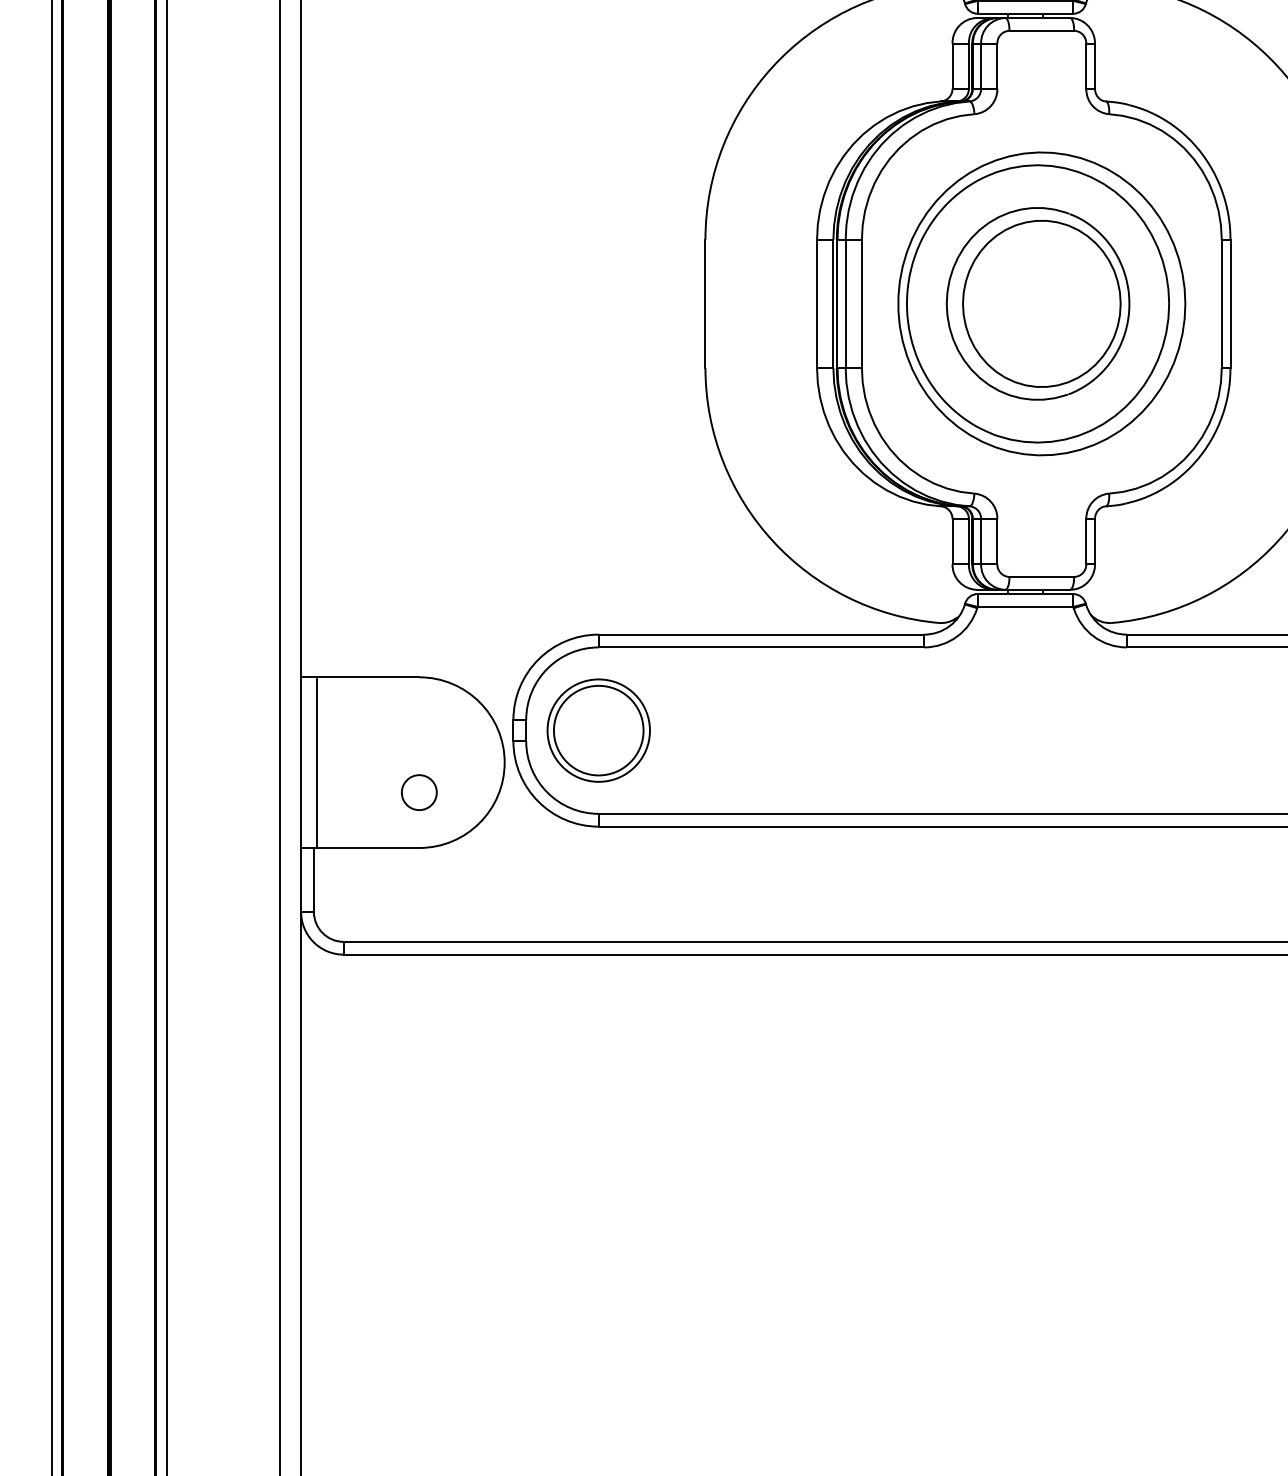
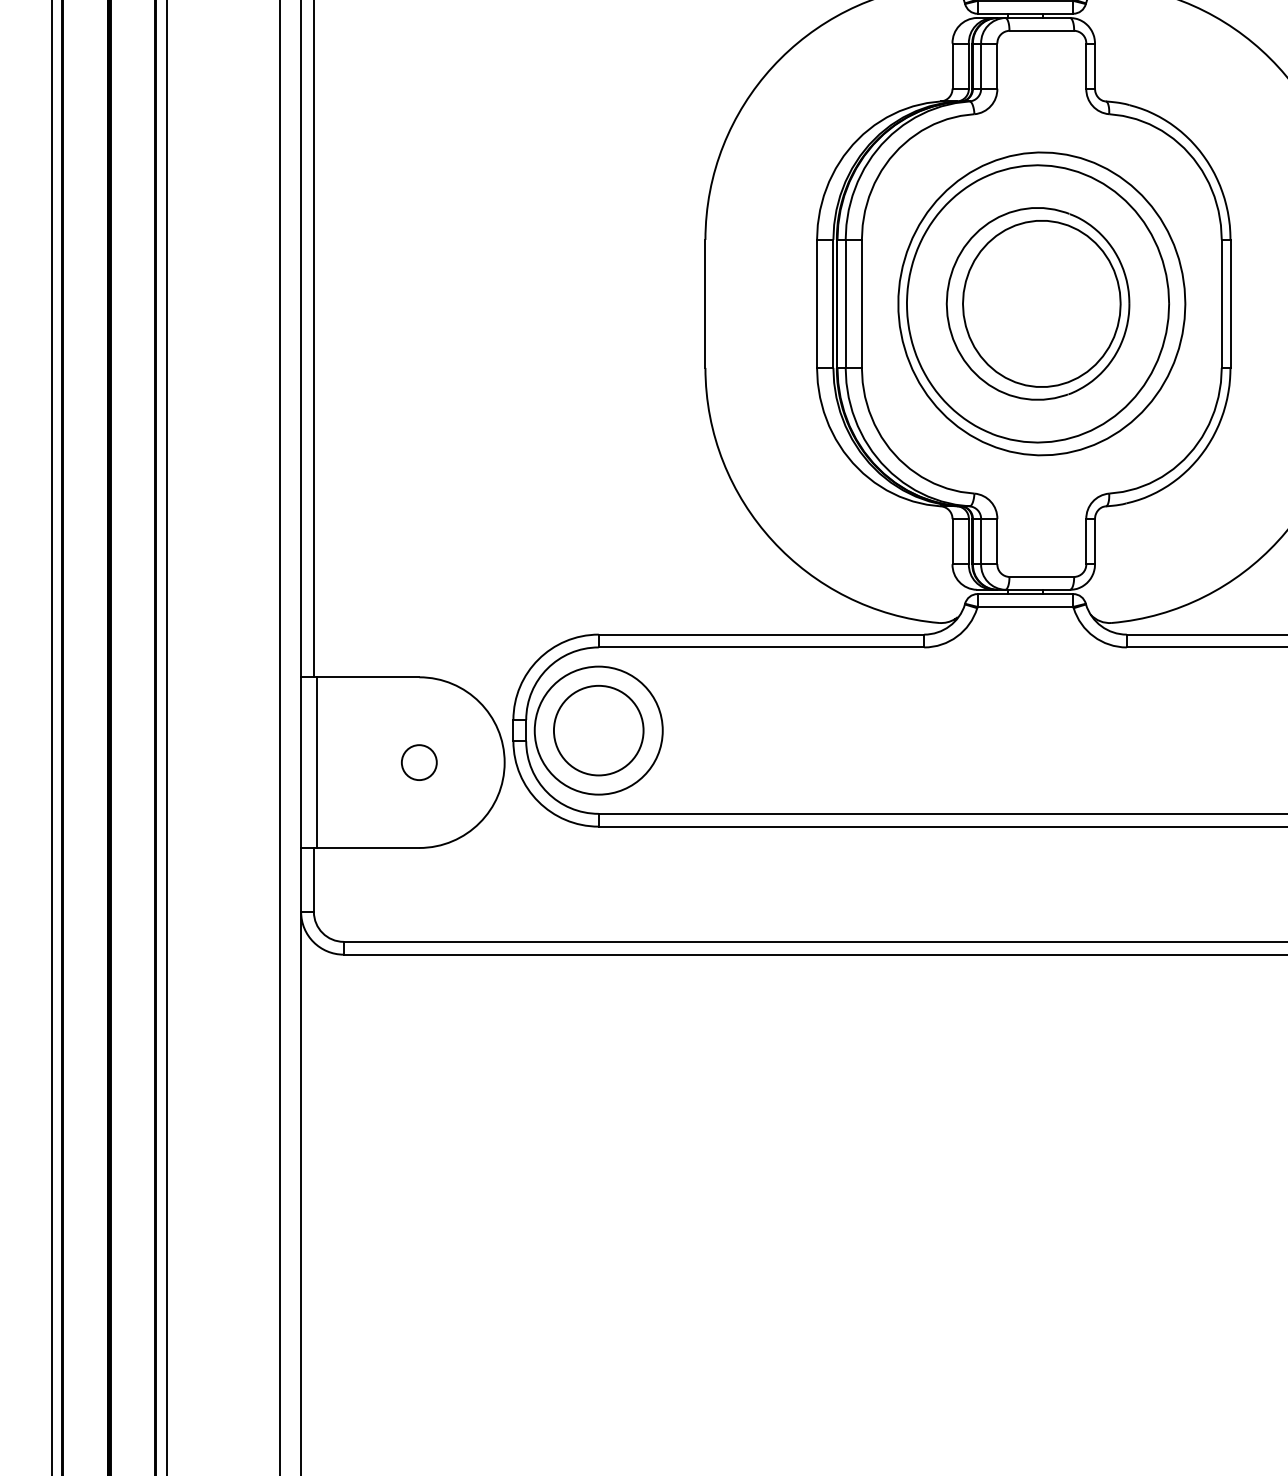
line: none -> present (313, 339)
circle diameter: 102 px -> 128 px (598, 730)
circle position: (419, 792) -> (419, 762) (419, 762)
